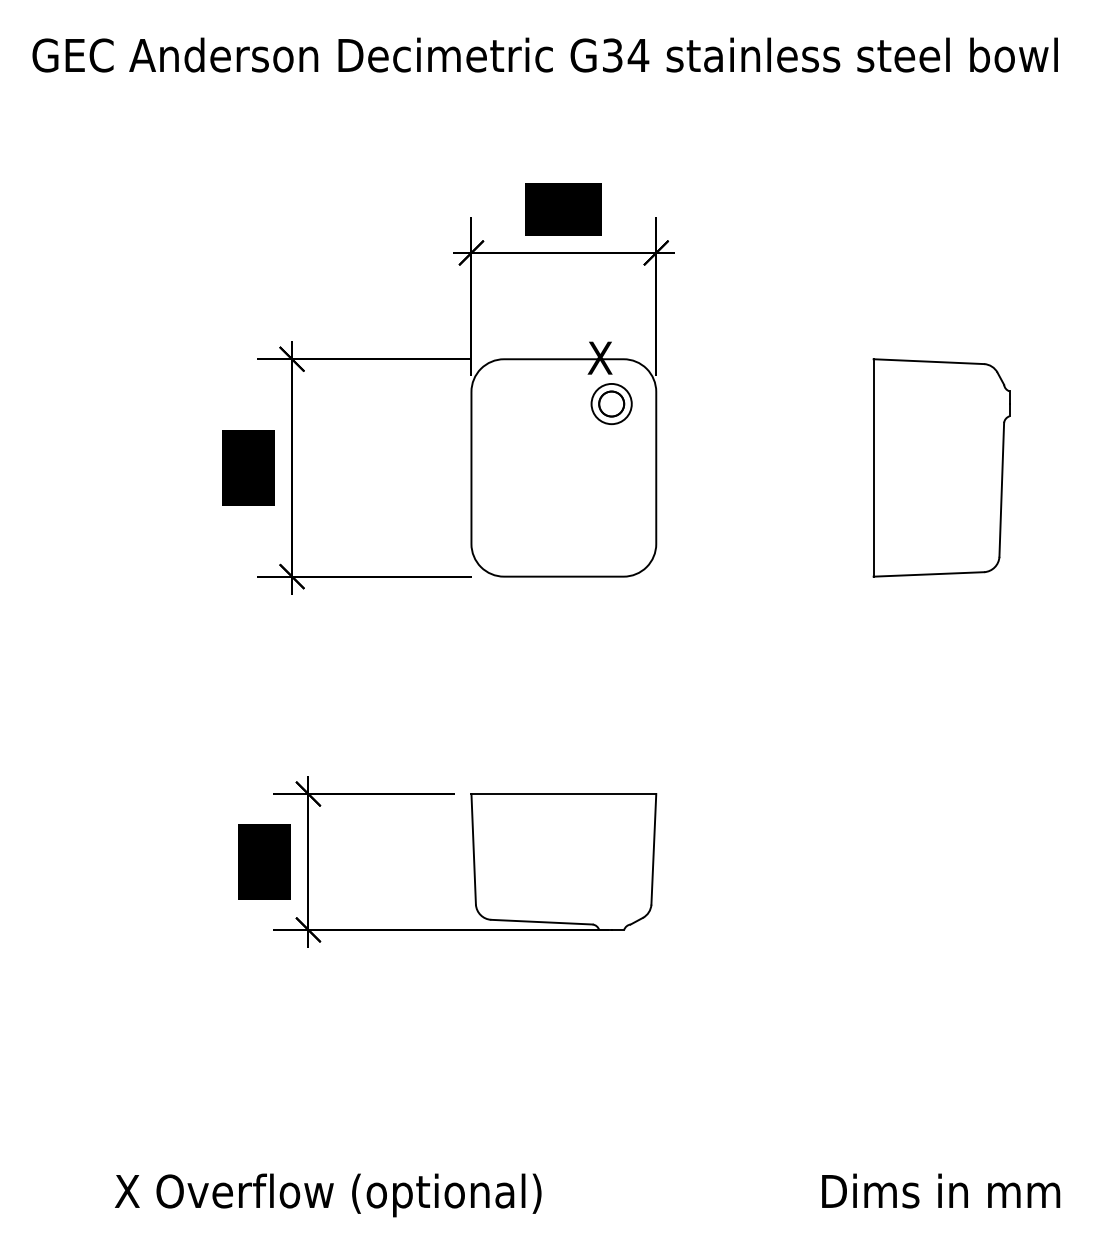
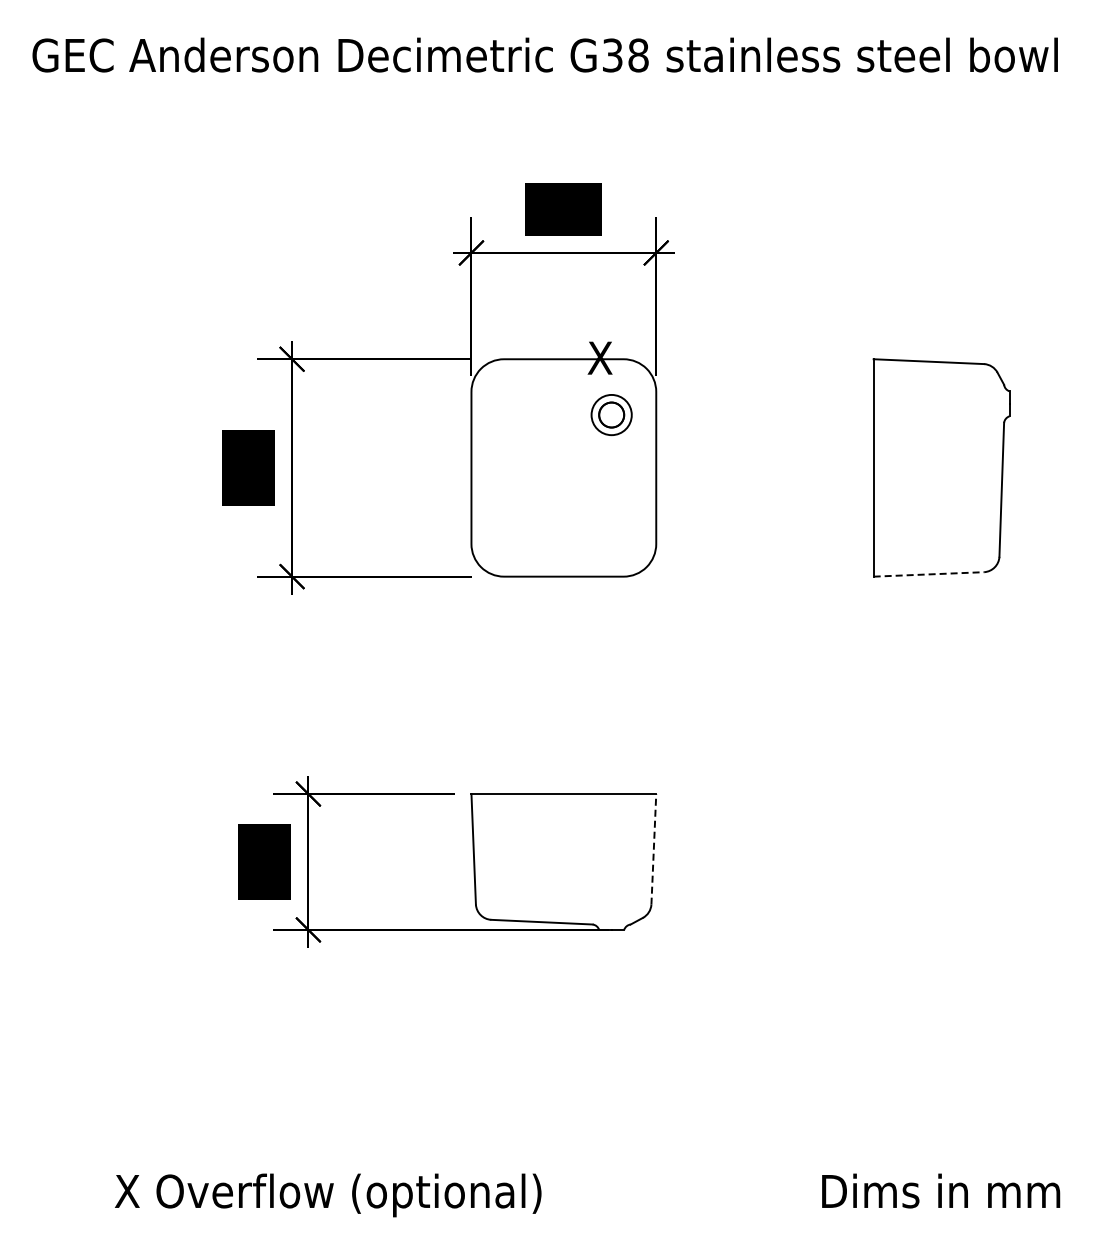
text: G34 -> G38 (638, 55)
part position: (611, 404) -> (611, 415) (611, 415)
line: solid -> dashed (929, 574)
line: solid -> dashed (653, 848)
